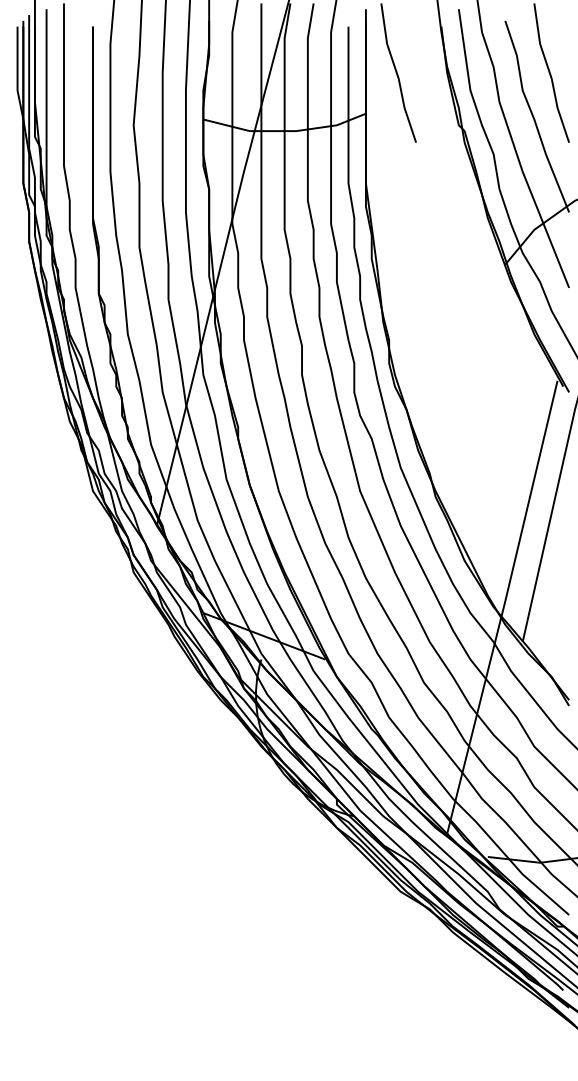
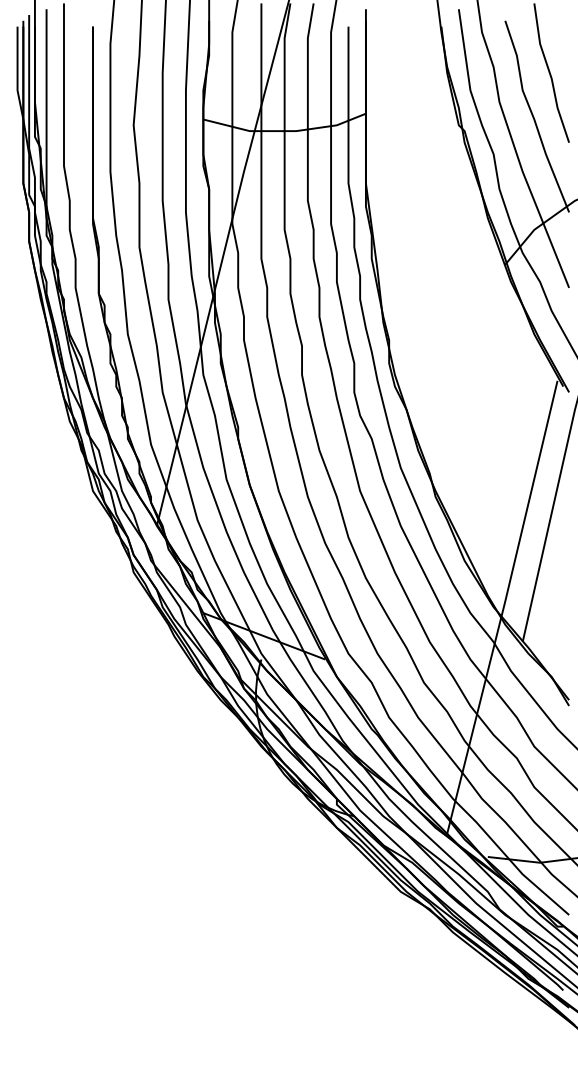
line: present -> none (397, 72)
